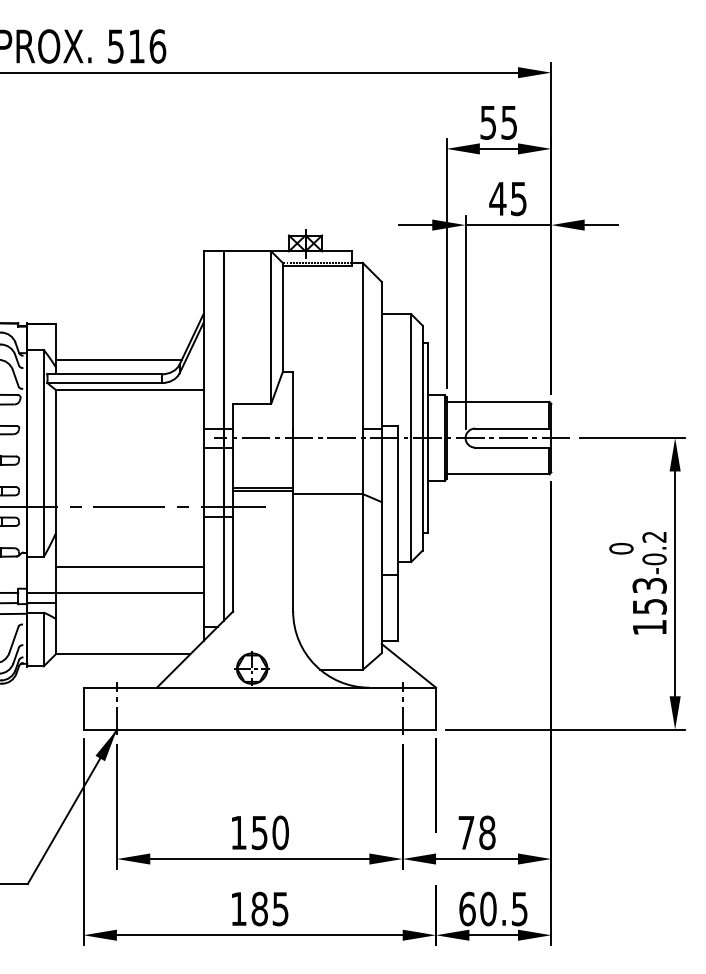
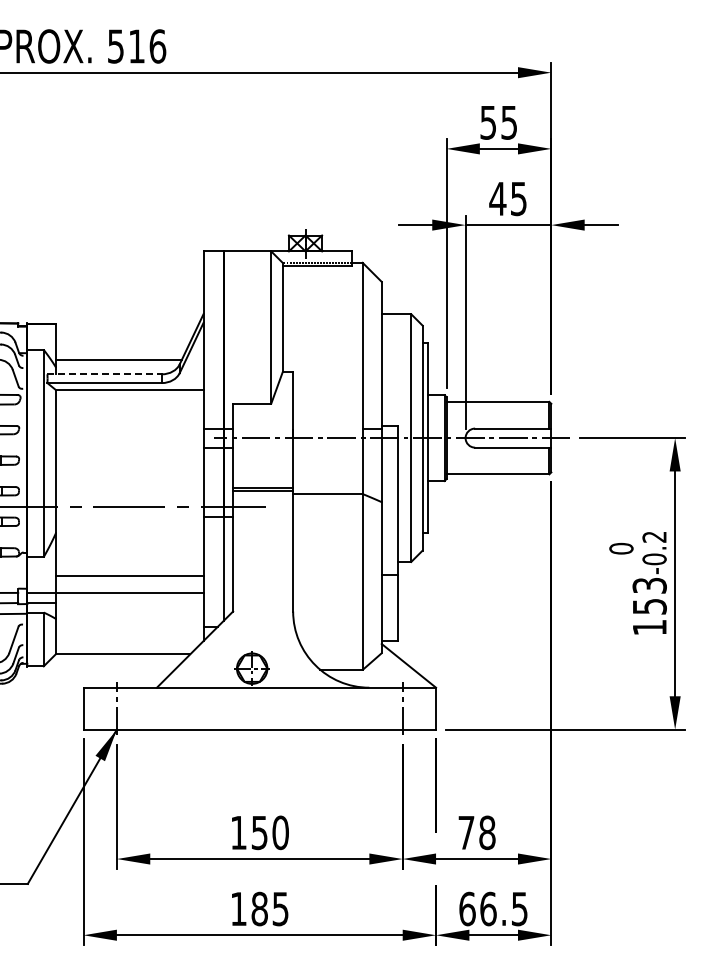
line: solid -> dashed (105, 374)
line position: (129, 567) -> (129, 576) (129, 576)
text: 60.5 -> 66.5 (488, 908)
